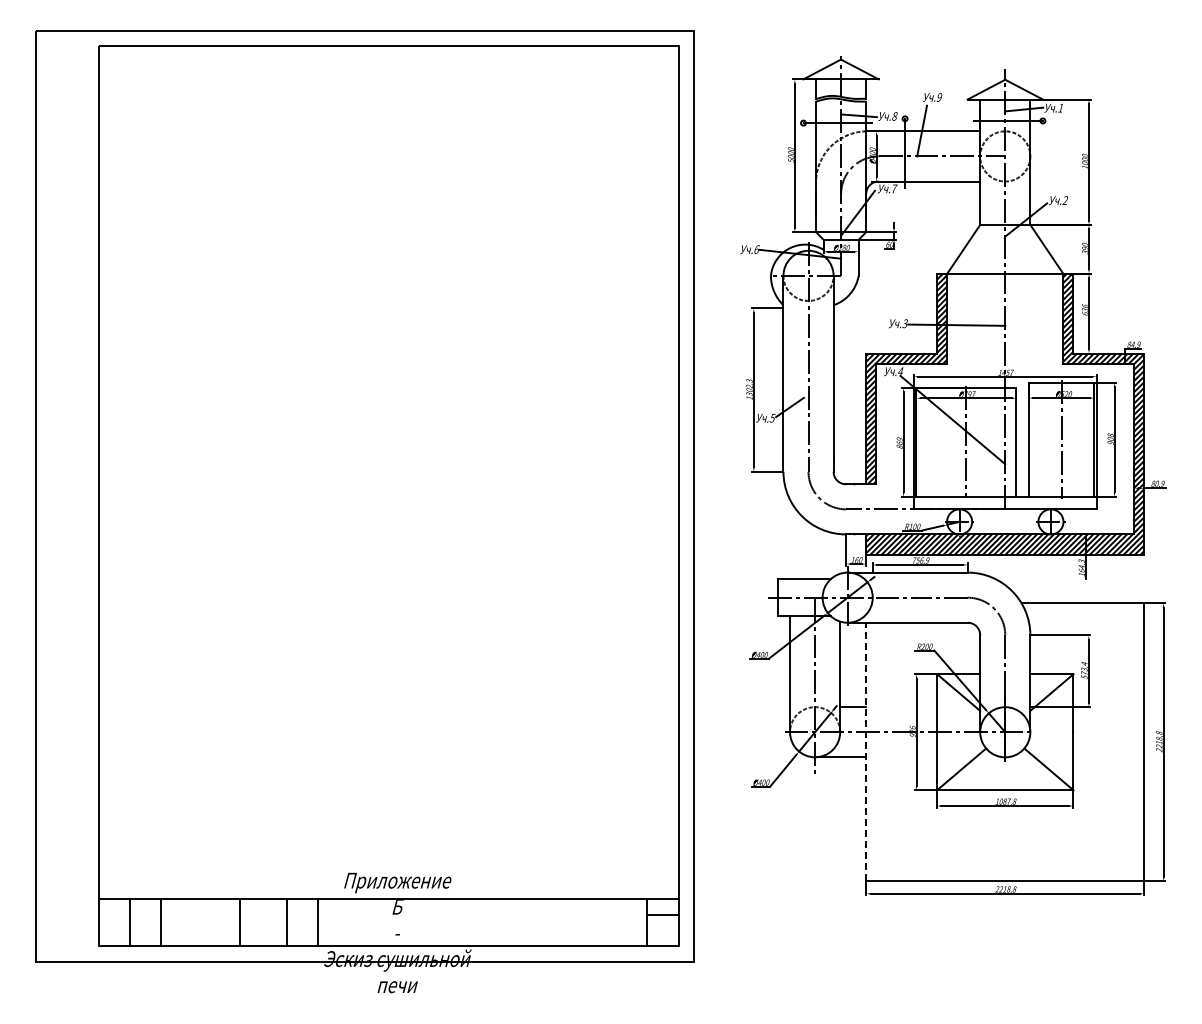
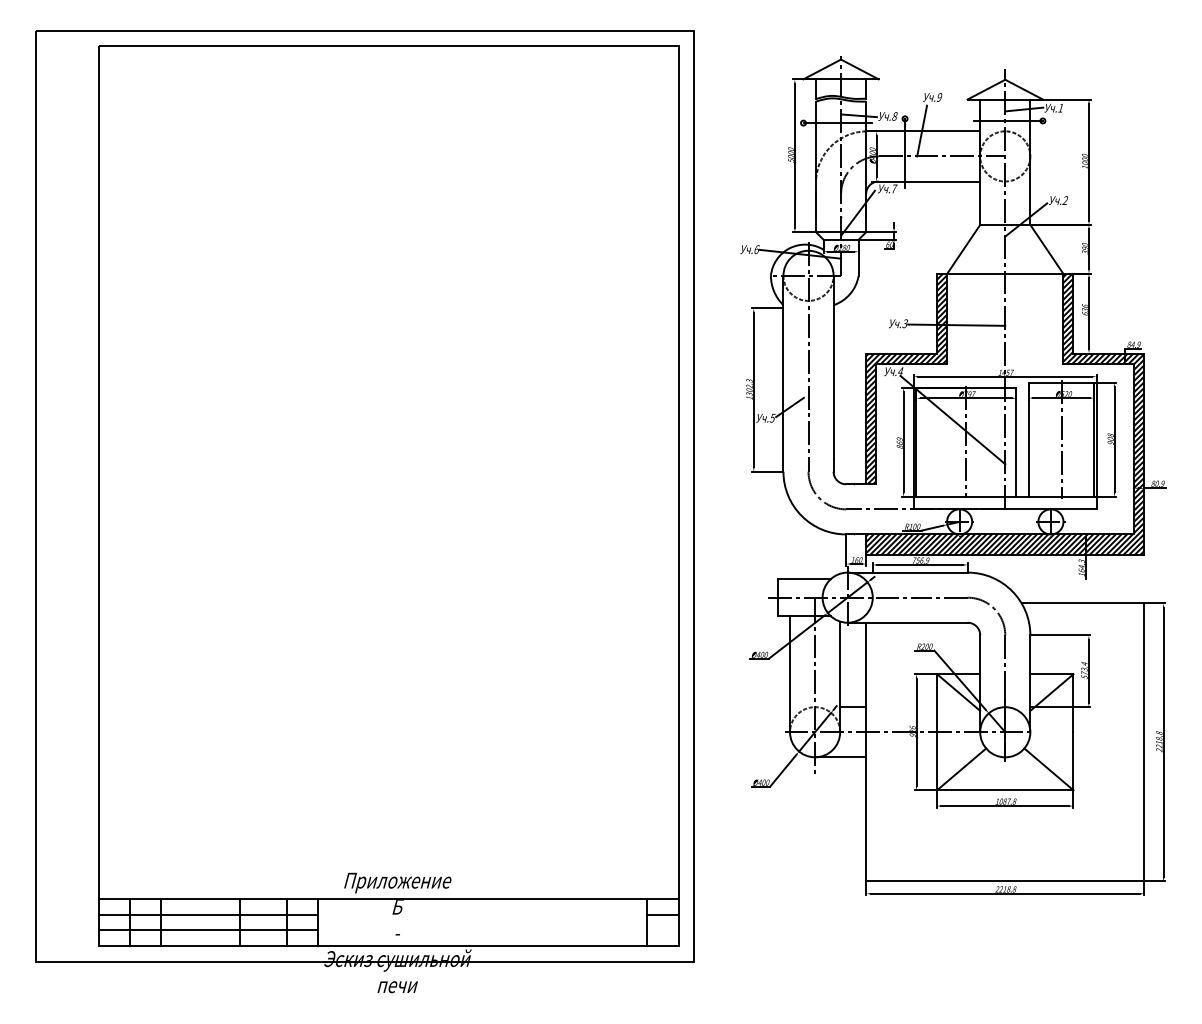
line: dashed -> solid (866, 751)
line: none -> present (208, 914)
line: none -> present (208, 930)
